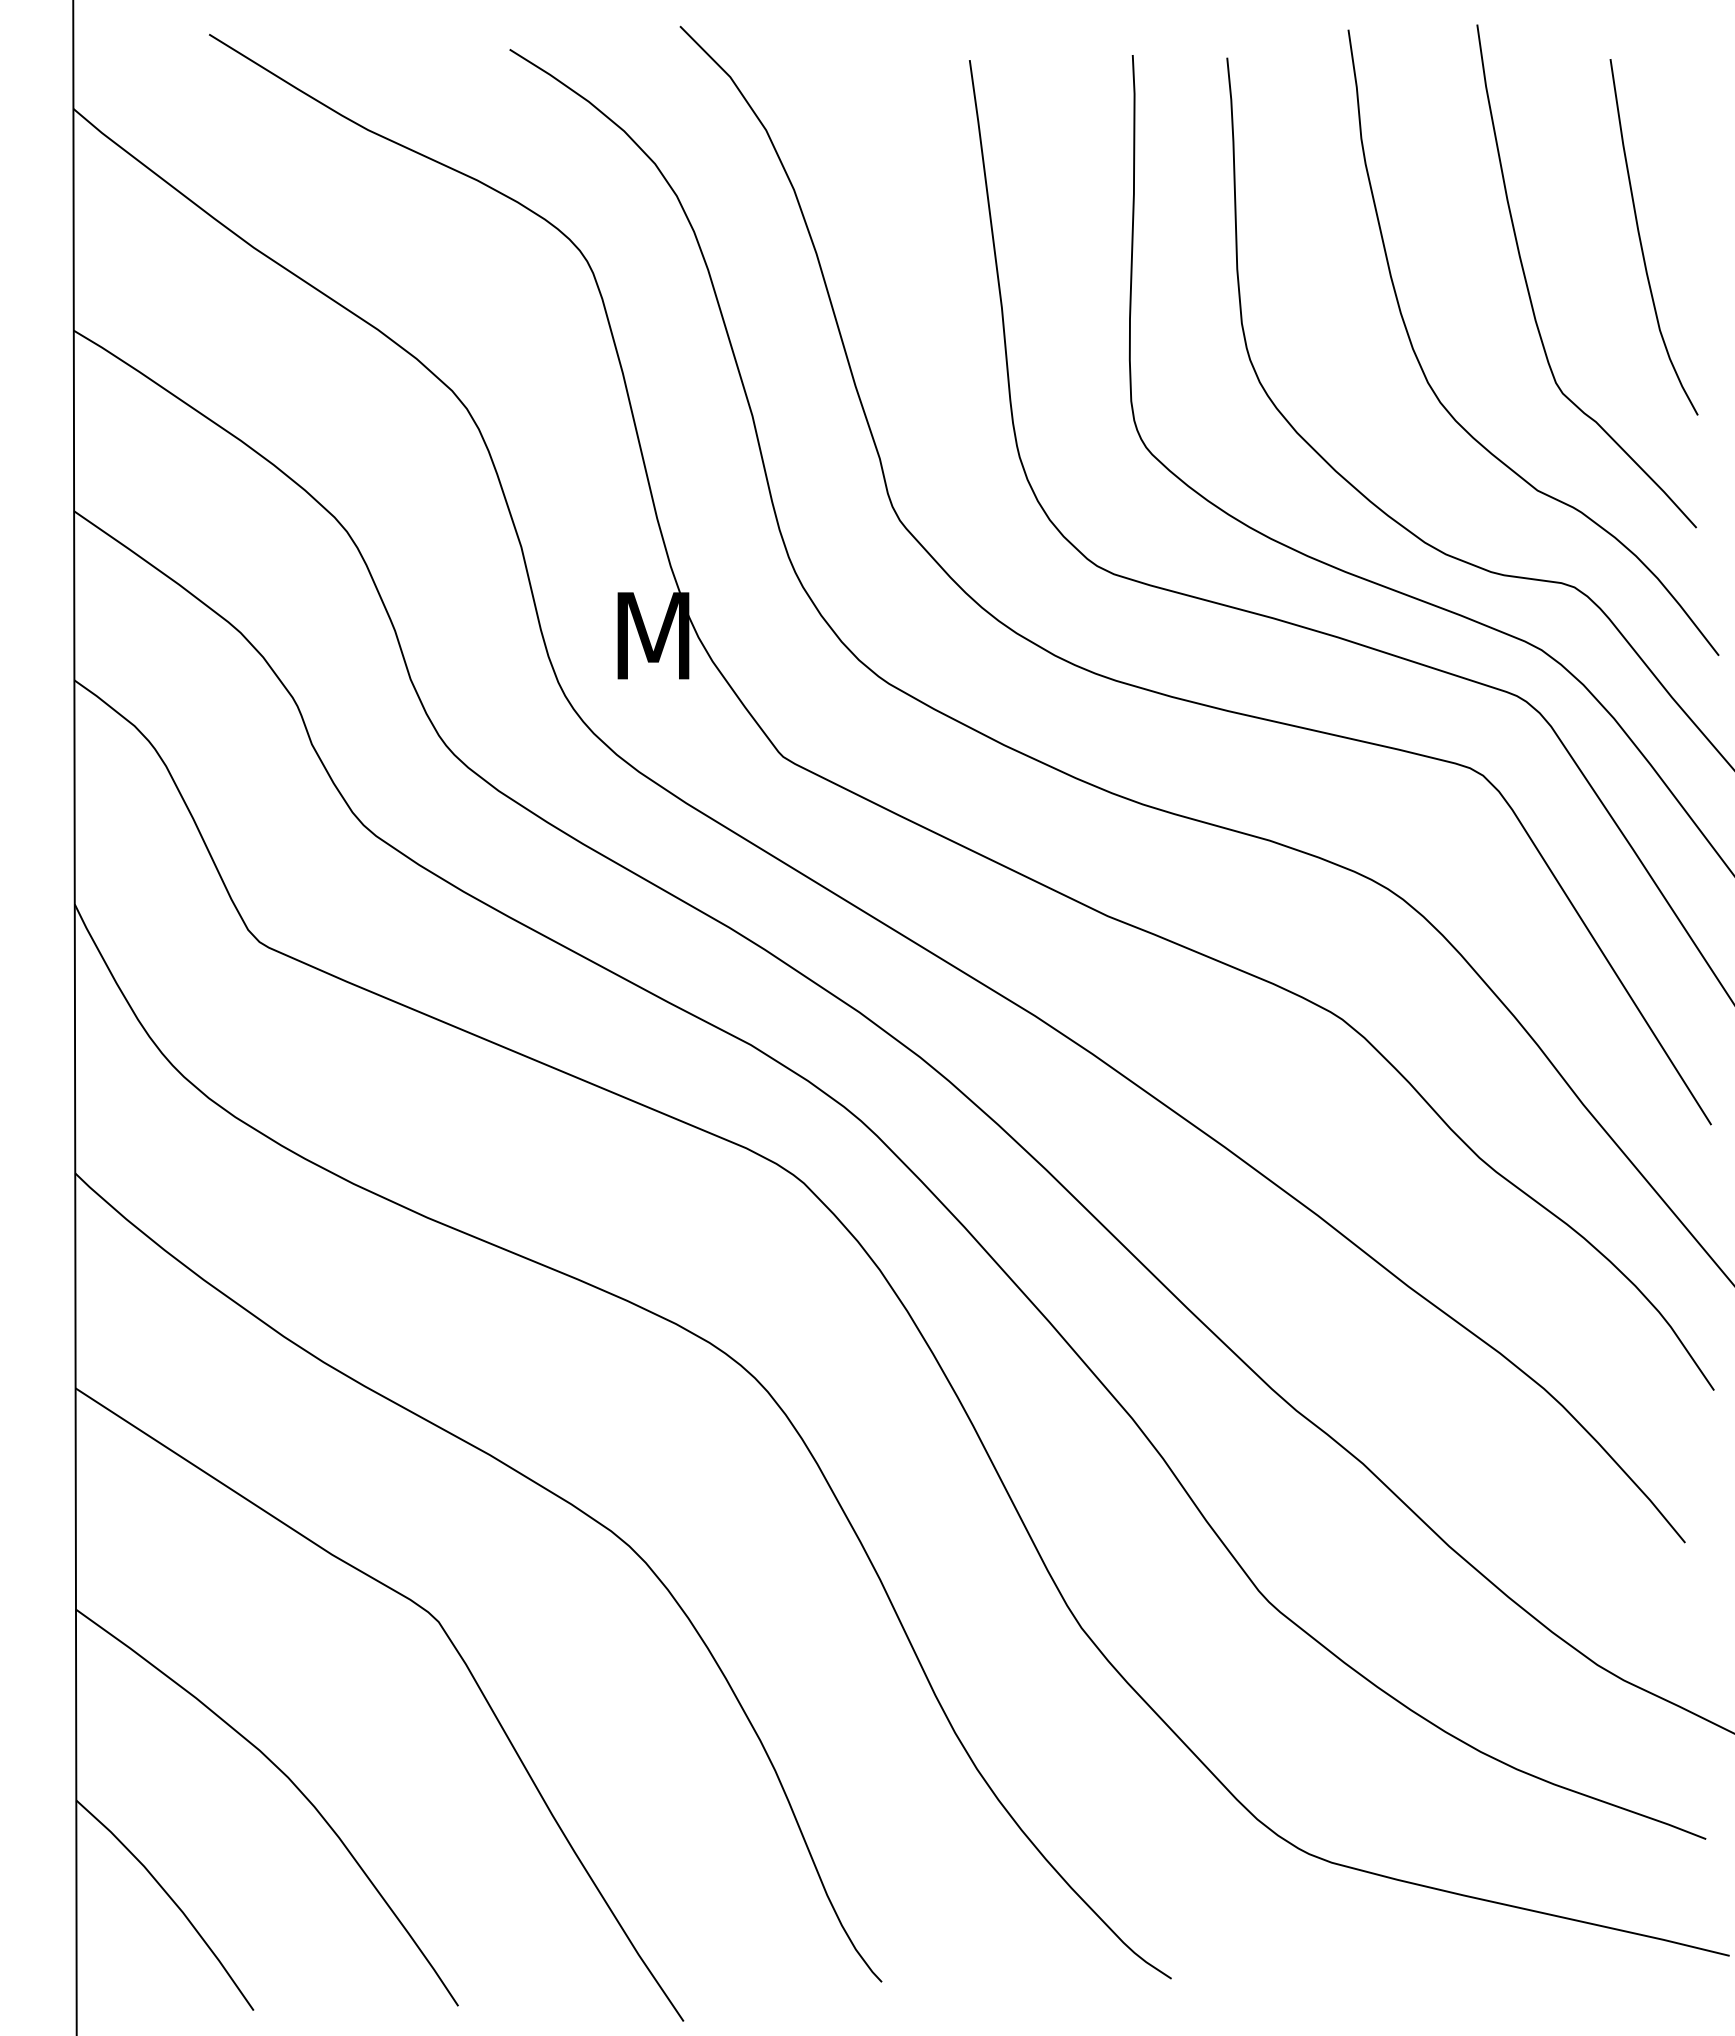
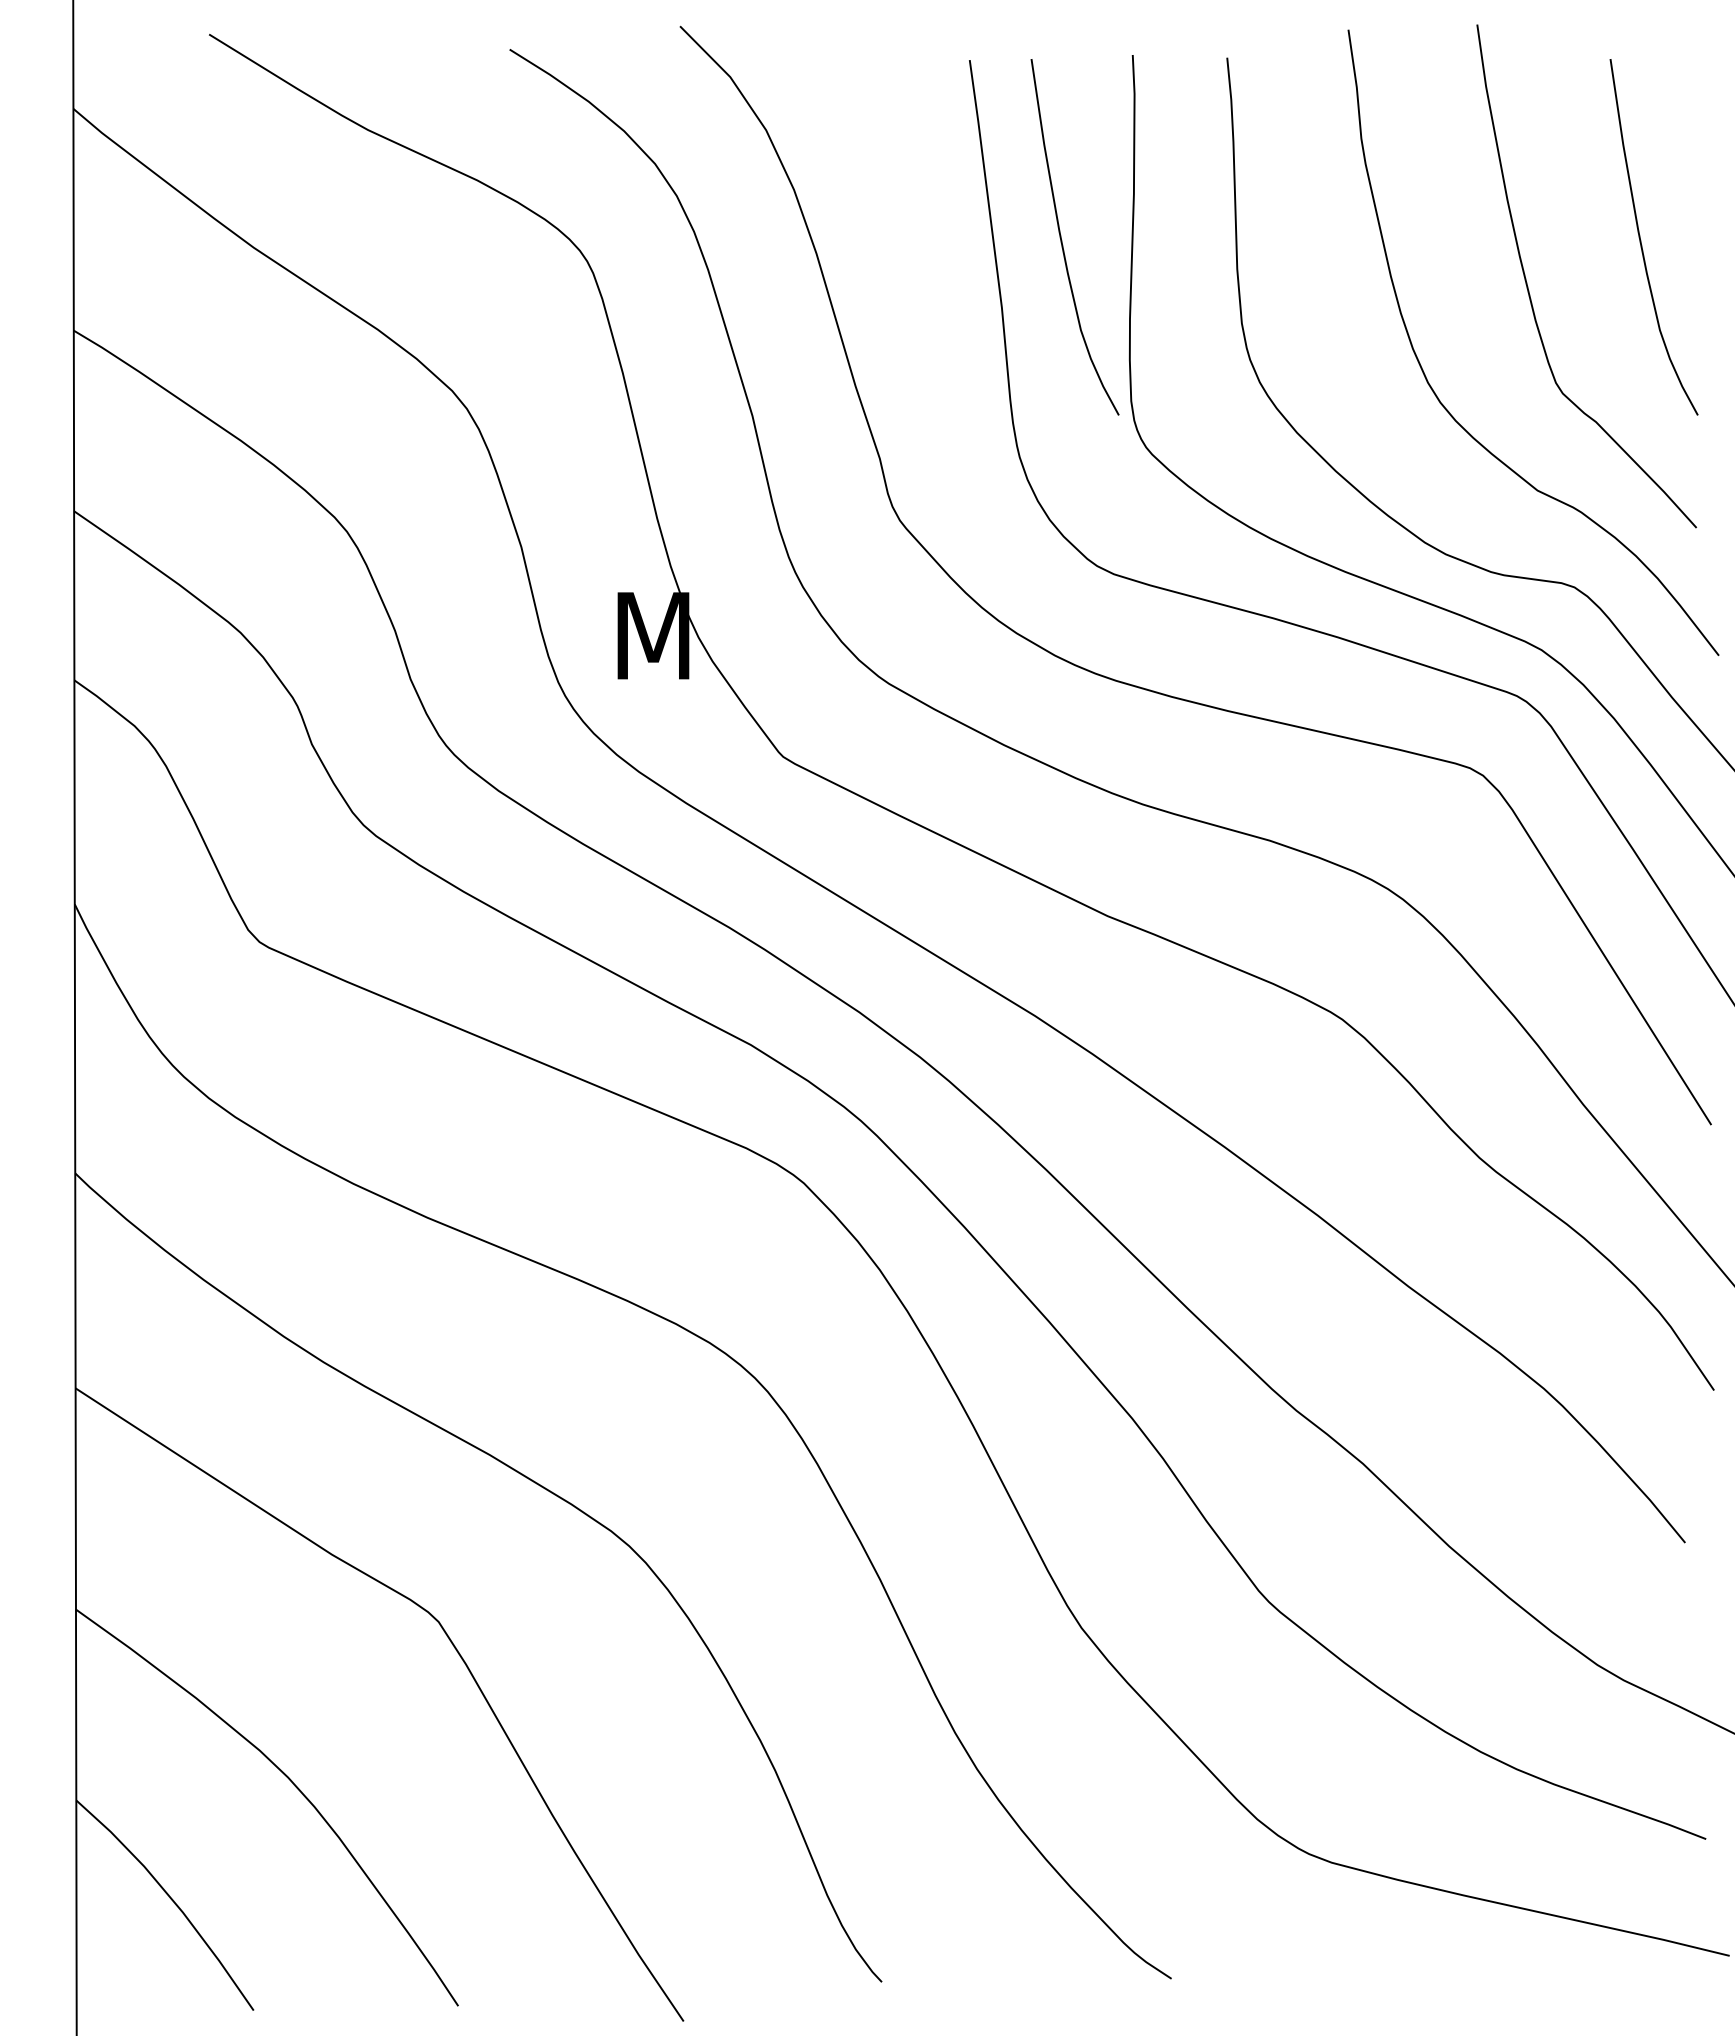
curve: none -> present (1062, 240)
